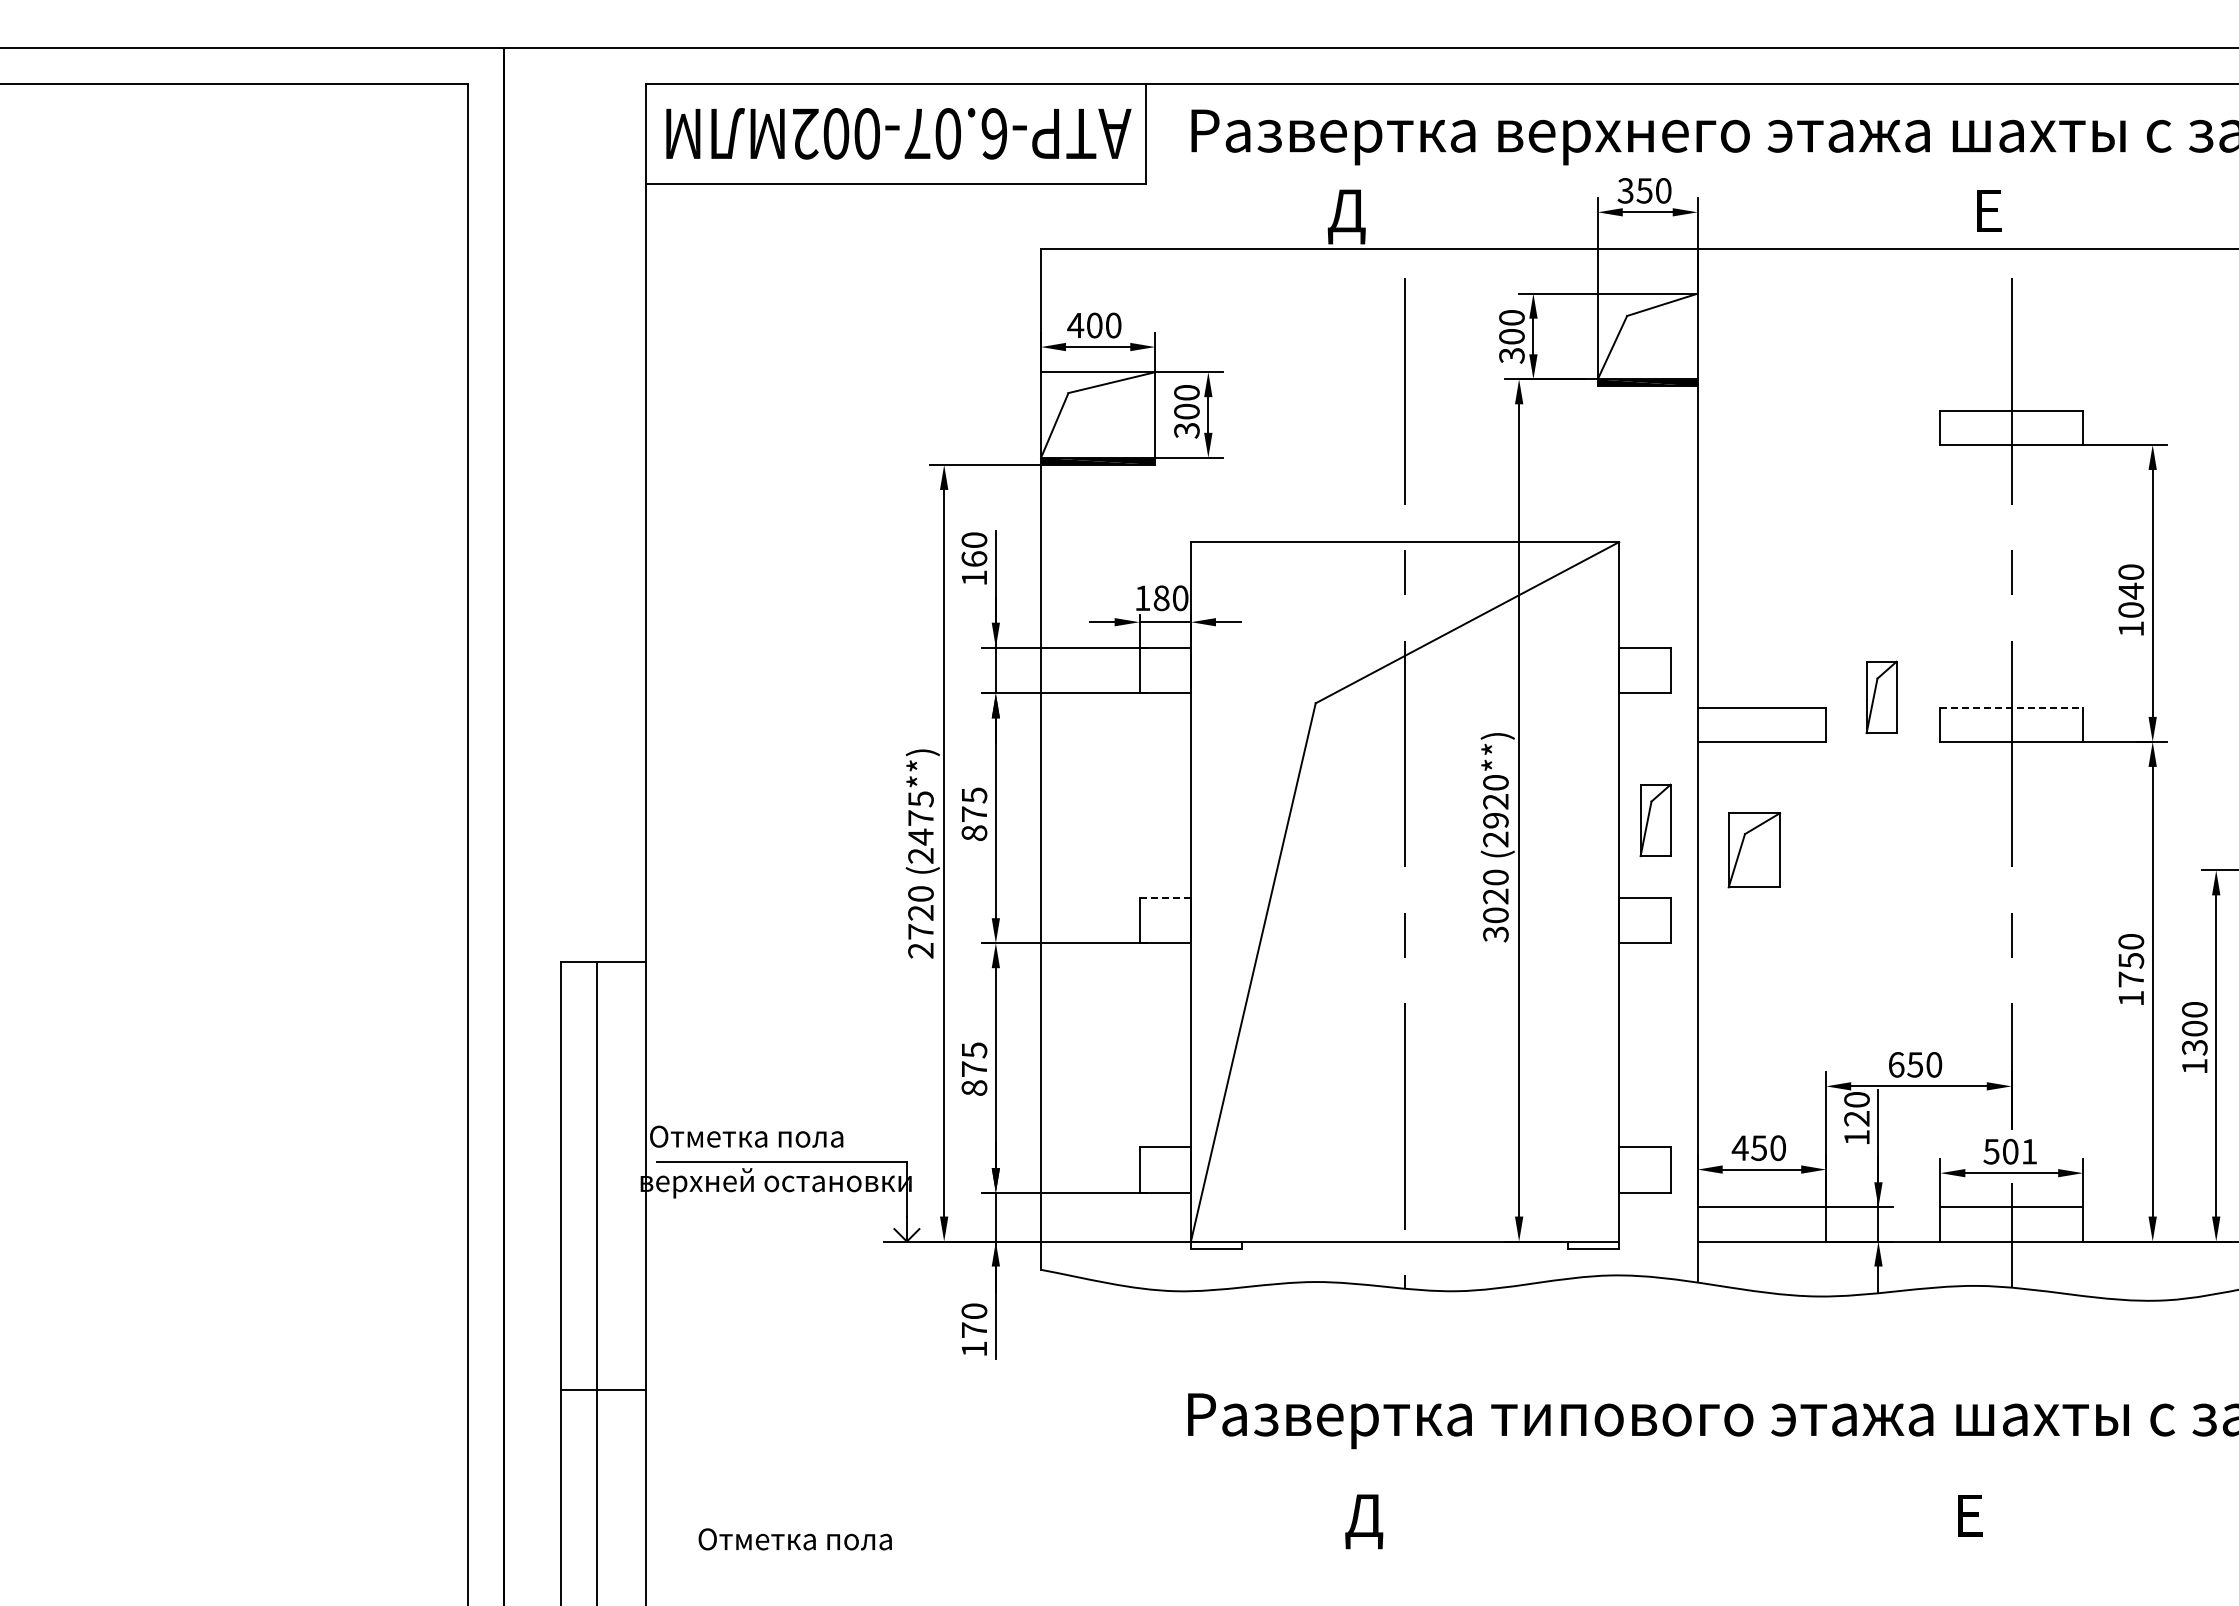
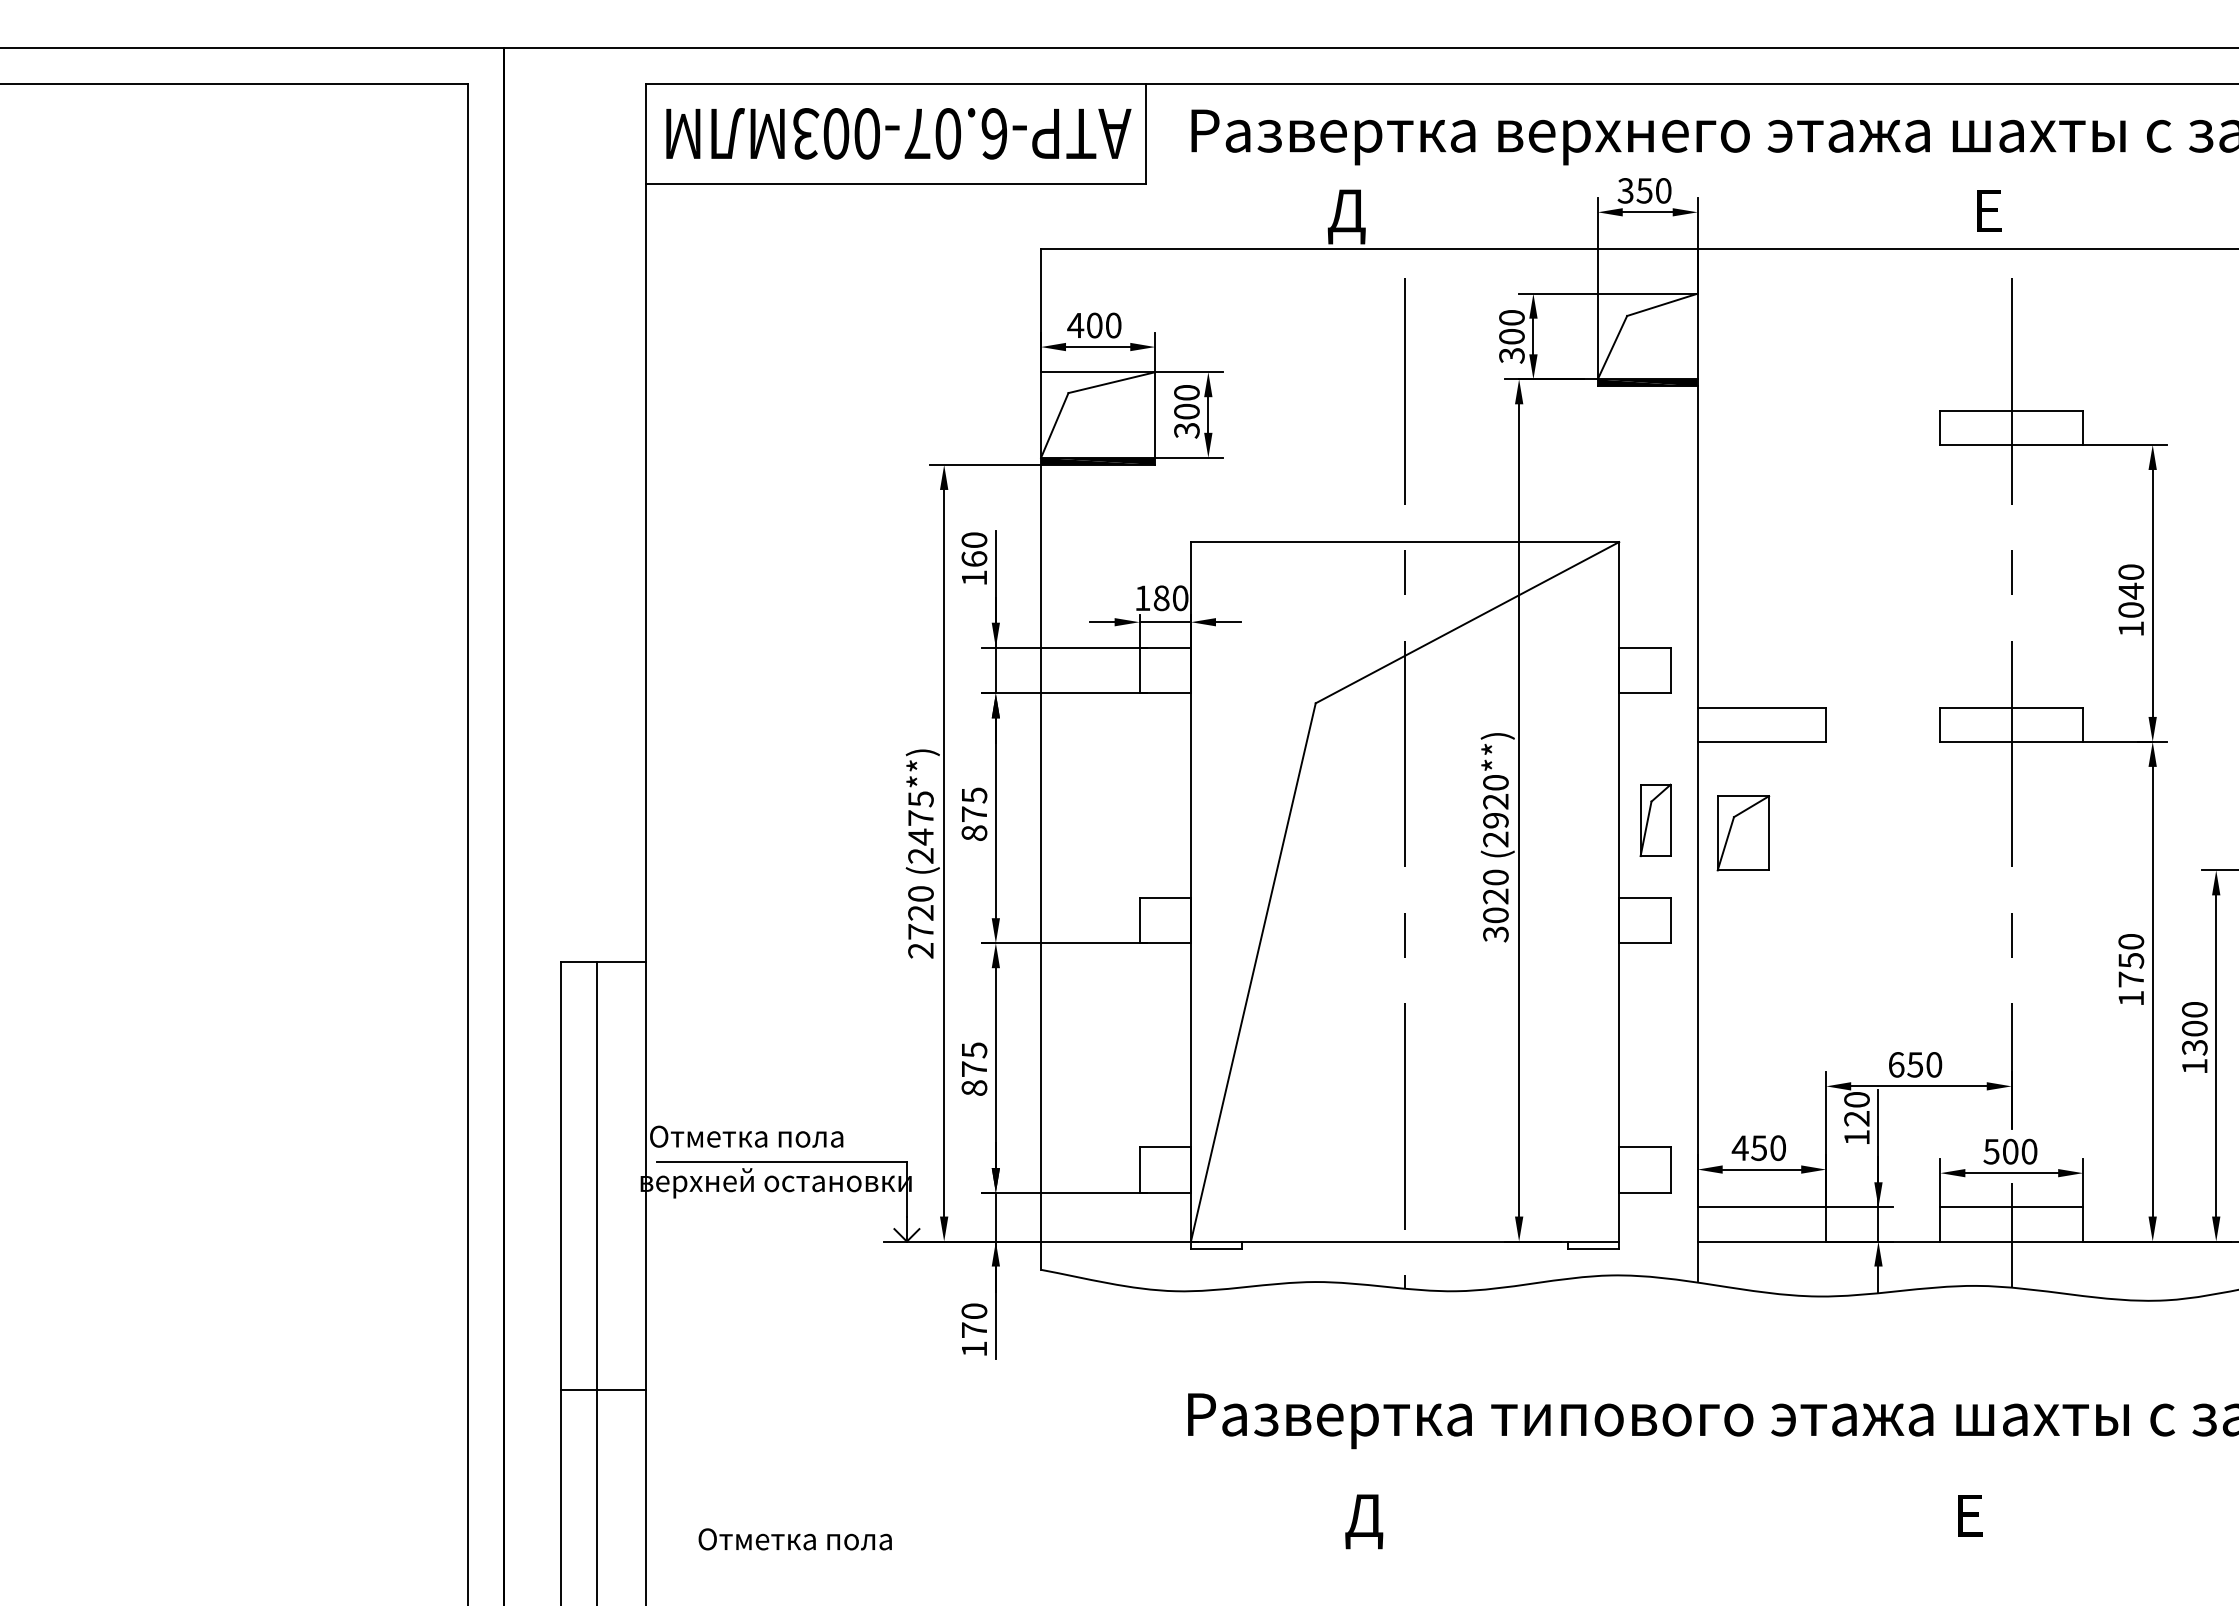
text: -6.07-002 -> -6.07-003 (806, 133)
part: present -> none (1881, 696)
line: dashed -> solid (2012, 707)
part position: (1754, 850) -> (1743, 833) (1743, 833)
line: dashed -> solid (1165, 897)
text: 501 -> 500 (2029, 1151)
